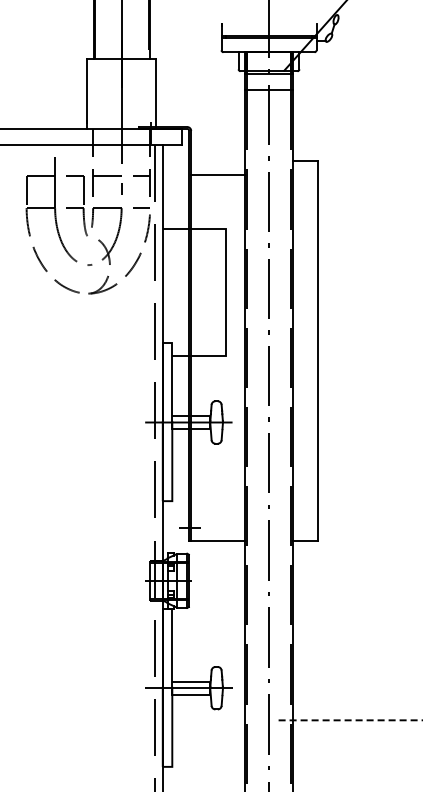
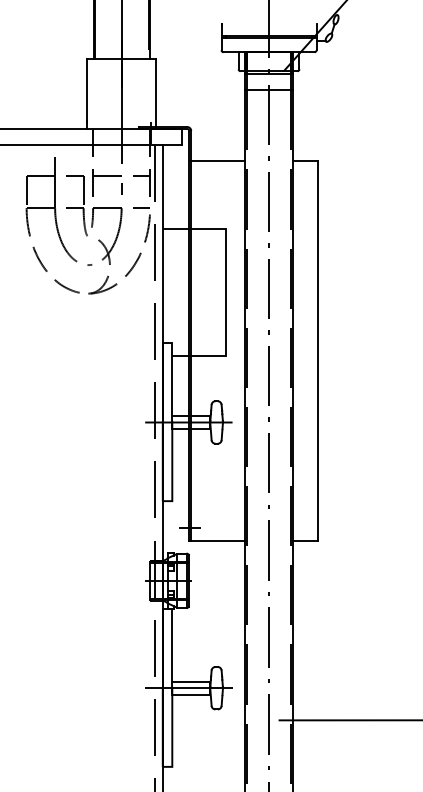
line position: (217, 174) -> (217, 160) (217, 160)
line: dashed -> solid (350, 720)
